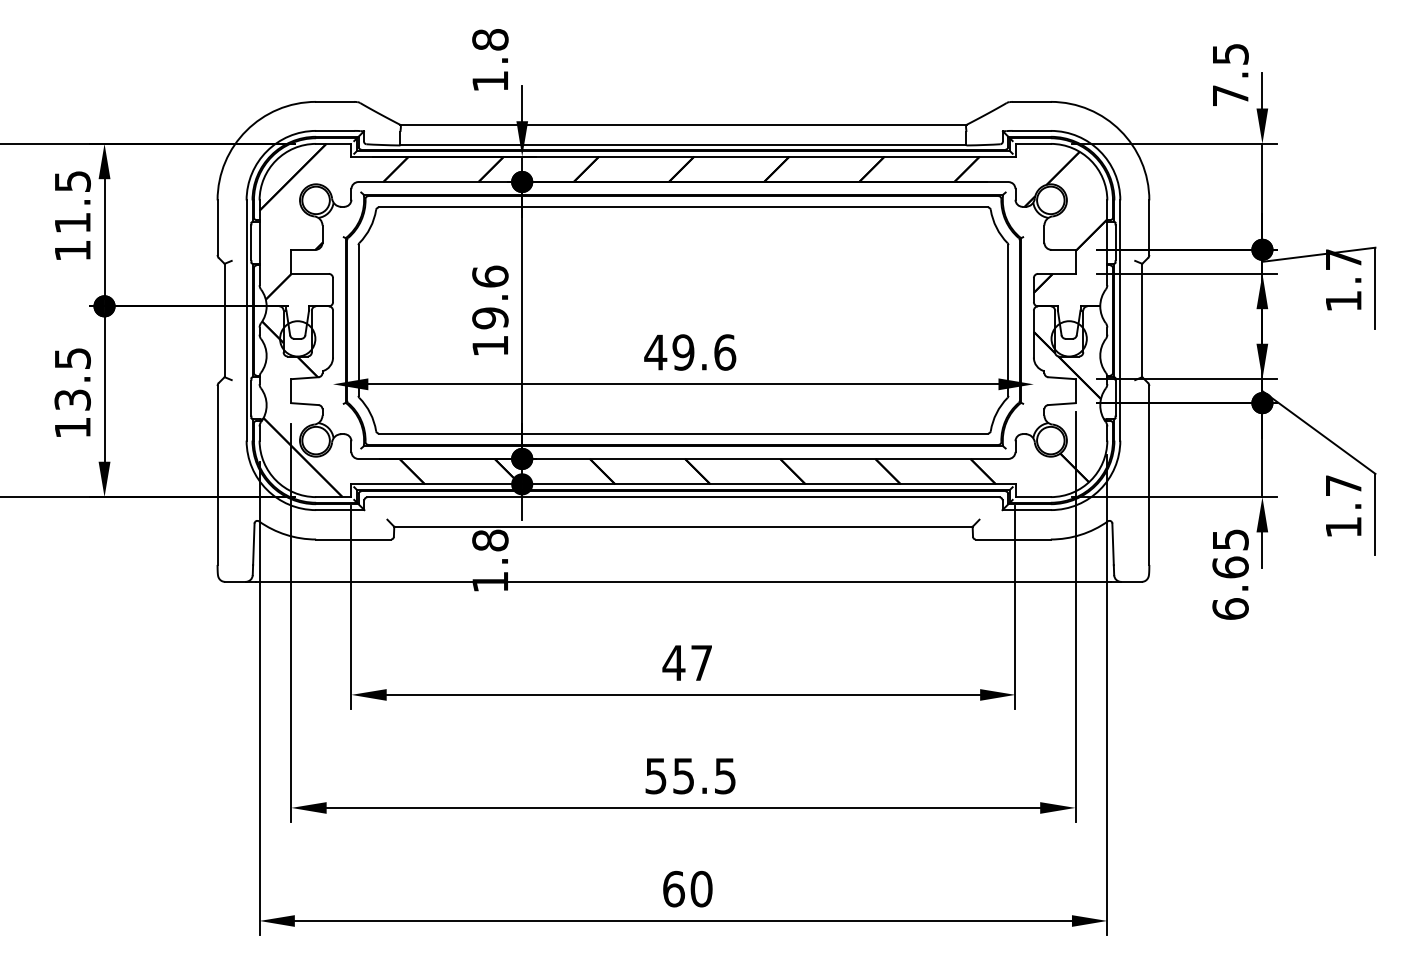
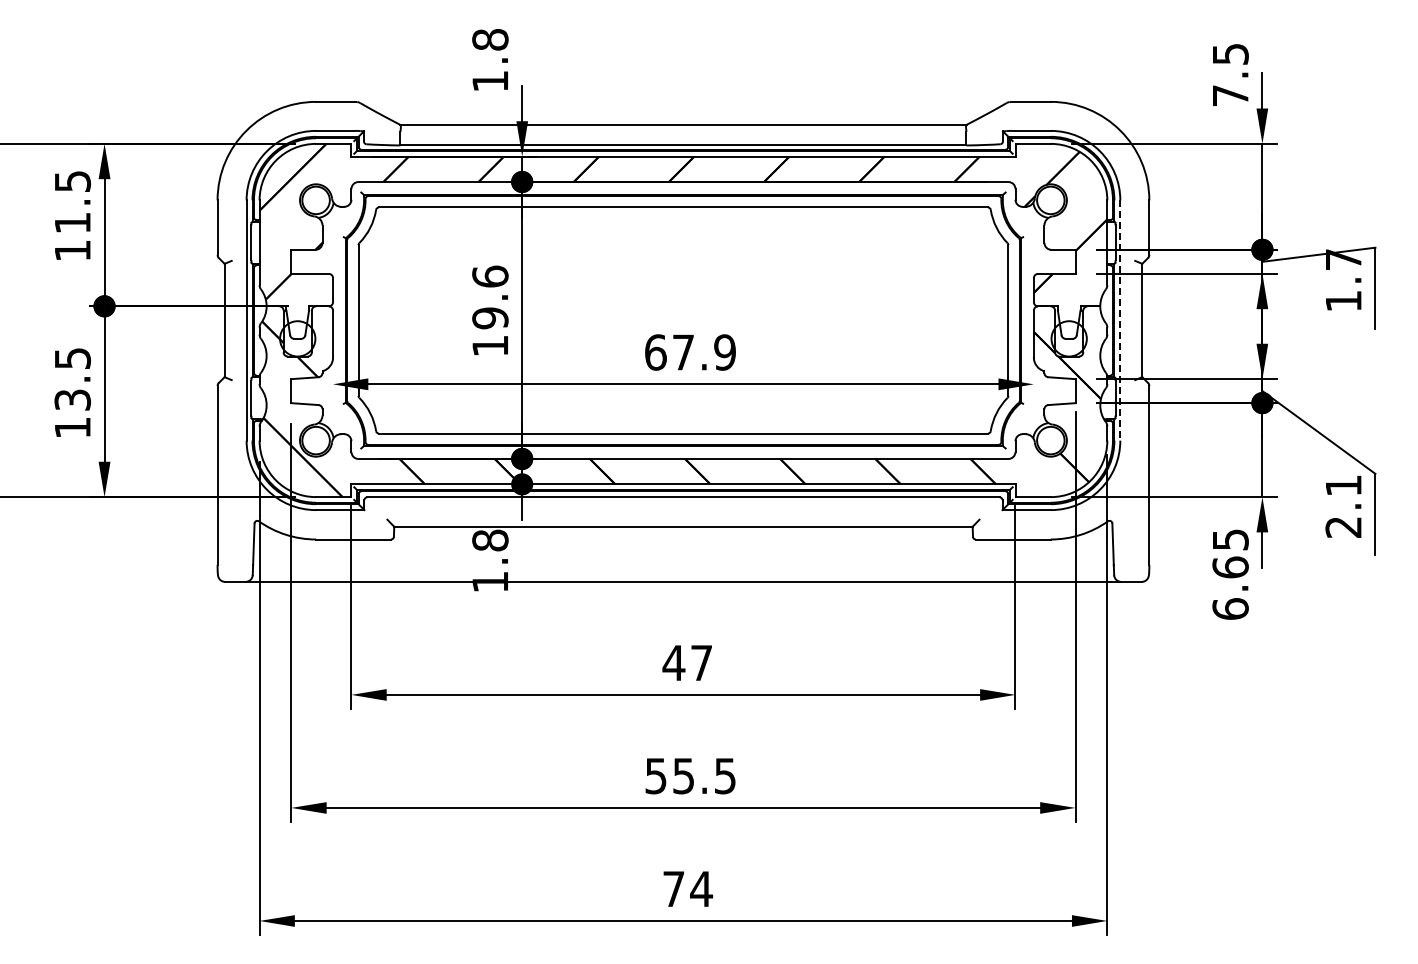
line: solid -> dashed (1120, 321)
text: 49.6 -> 67.9 (690, 352)
text: 1.7 -> 2.1 (1343, 506)
text: 60 -> 74 (688, 888)
